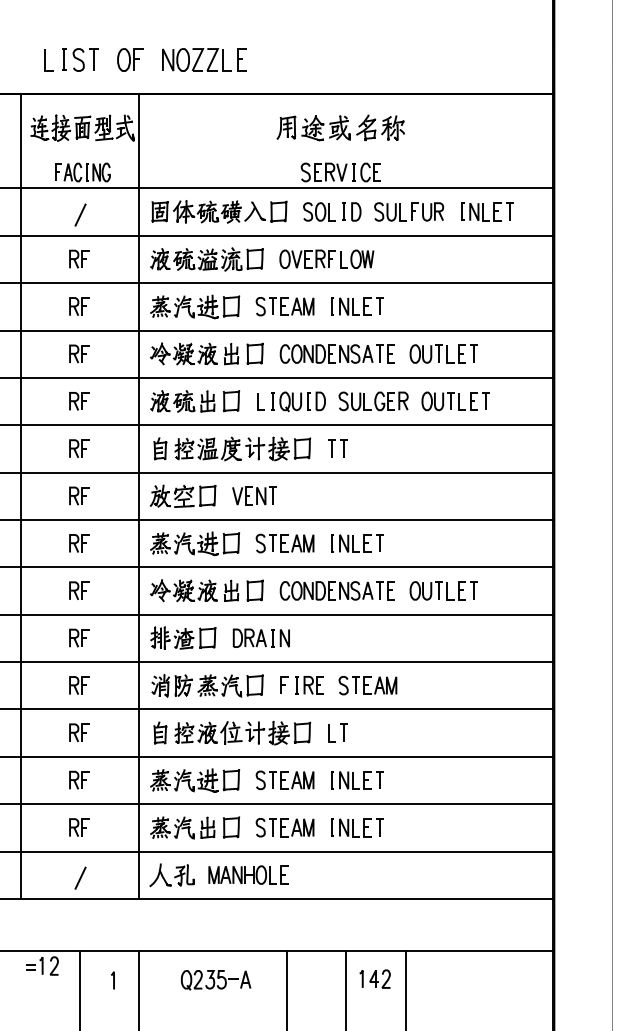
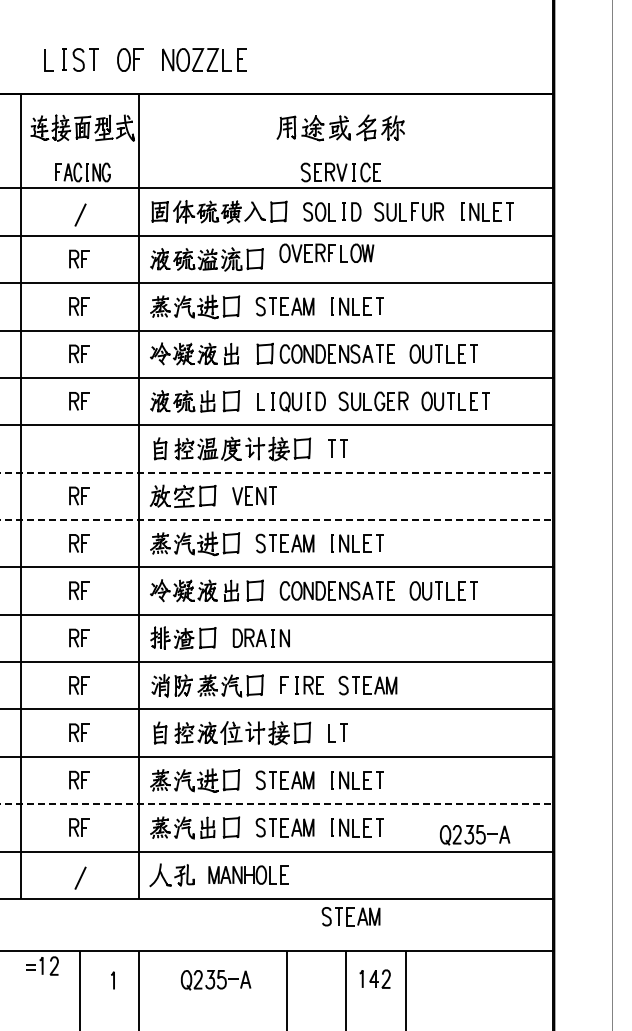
part position: (326, 258) -> (326, 252) (326, 252)
curve position: (248, 353) -> (258, 353) (258, 353)
part: present -> none (79, 448)
line: solid -> dashed (277, 472)
line: solid -> dashed (277, 520)
line: solid -> dashed (277, 804)
part: none -> present (475, 835)
part: none -> present (350, 916)
